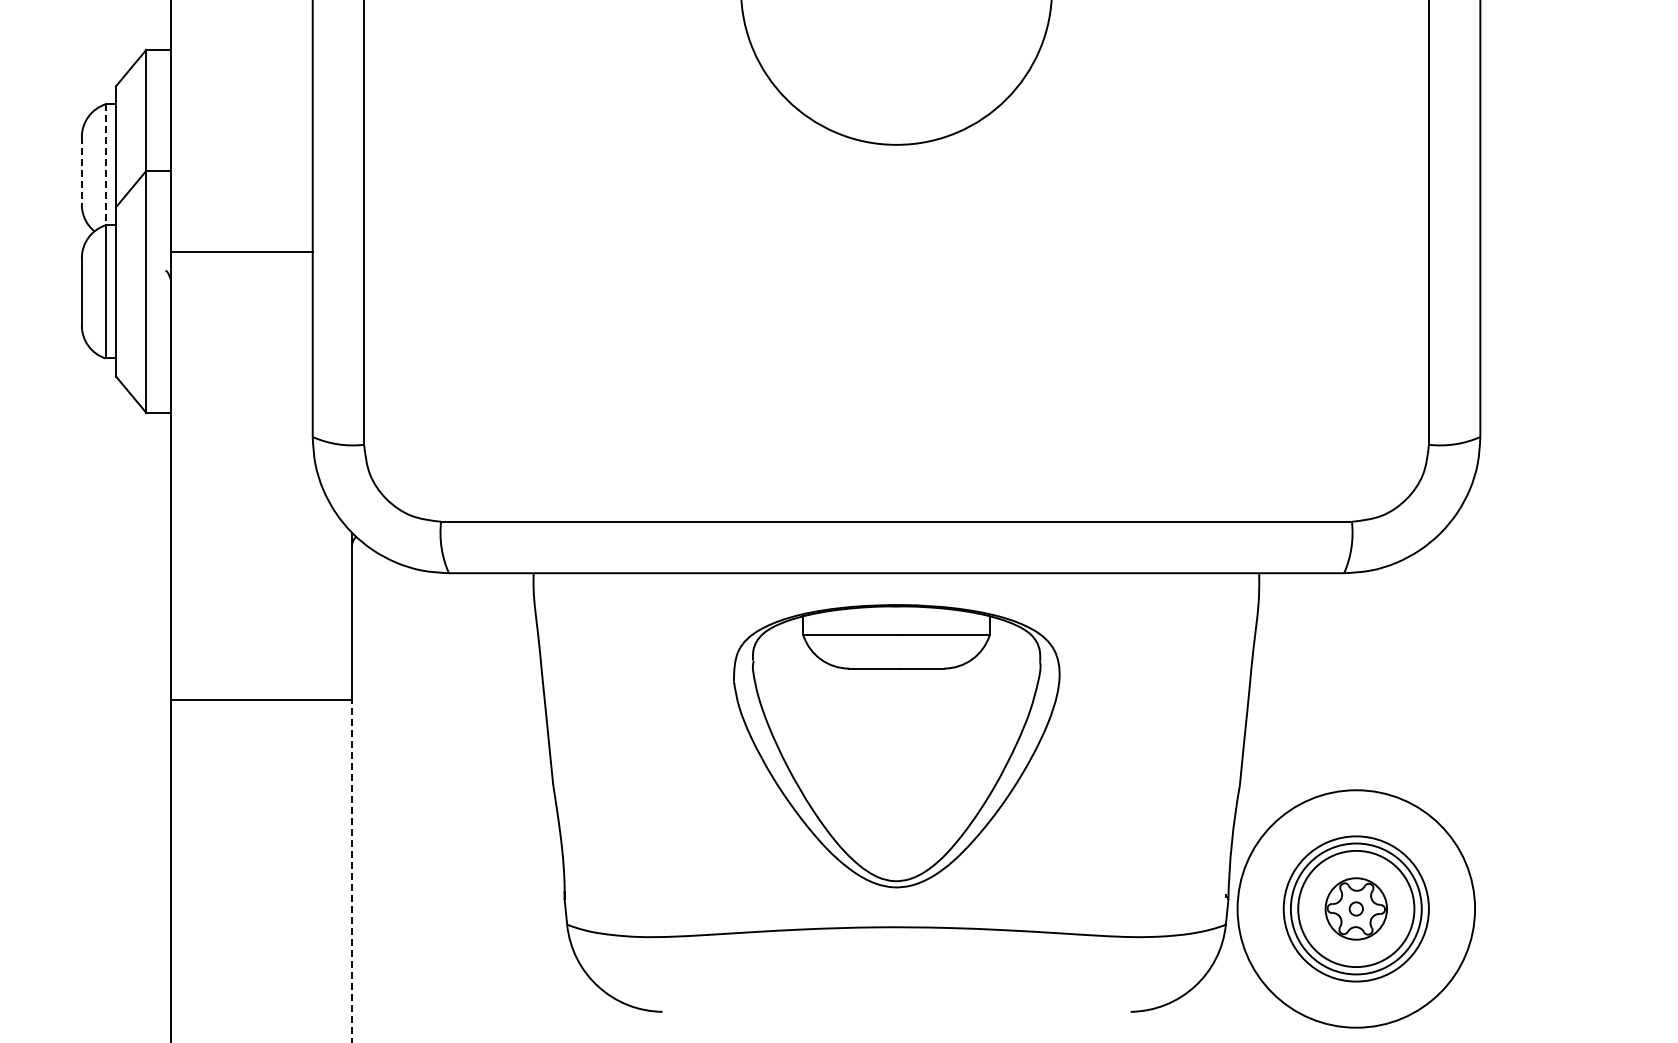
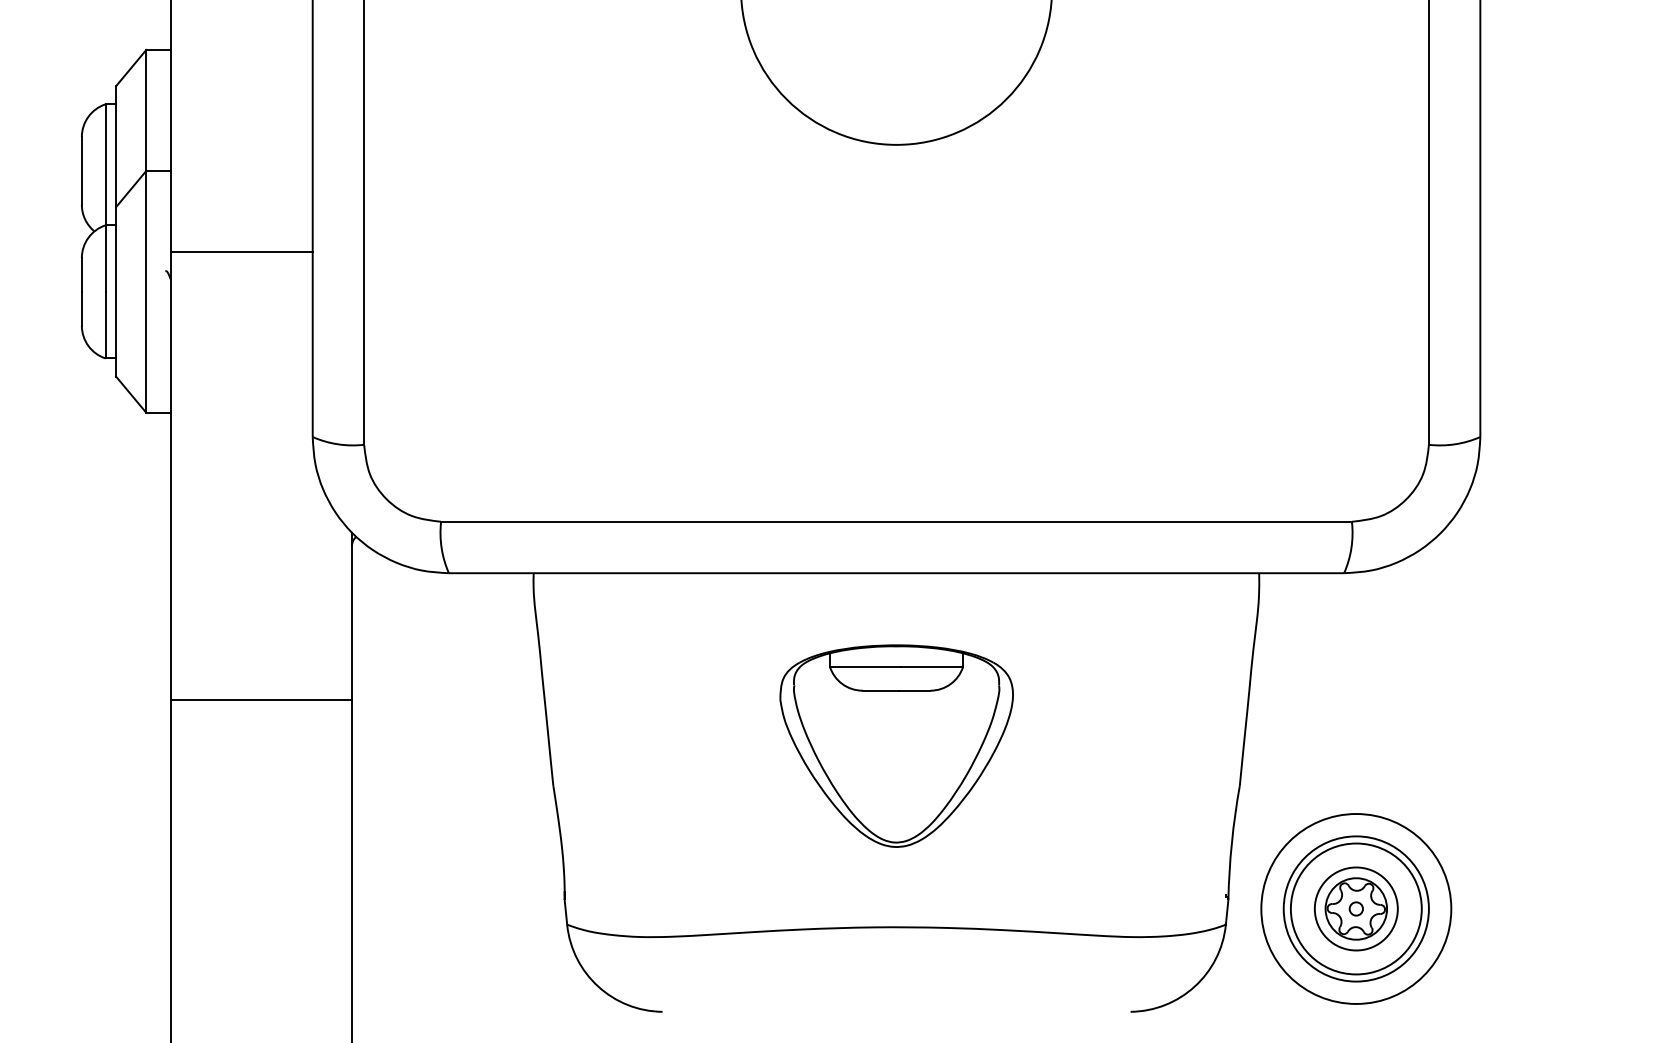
line: dashed -> solid (105, 165)
line: dashed -> solid (81, 170)
part size: 328x285 px -> 235x204 px (896, 745)
line: dashed -> solid (352, 870)
circle diameter: 116 px -> 83 px (1355, 908)
circle diameter: 237 px -> 190 px (1356, 908)
